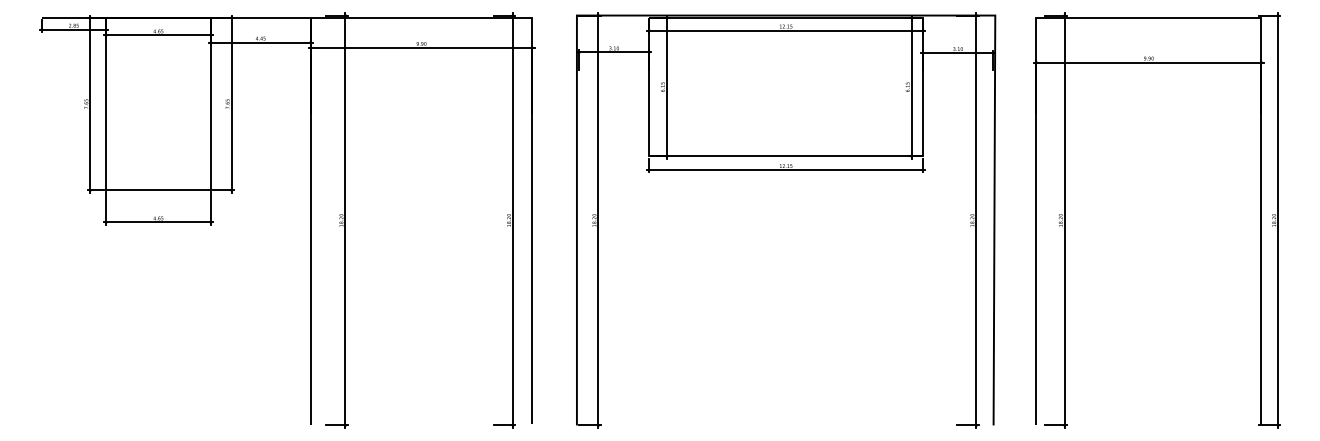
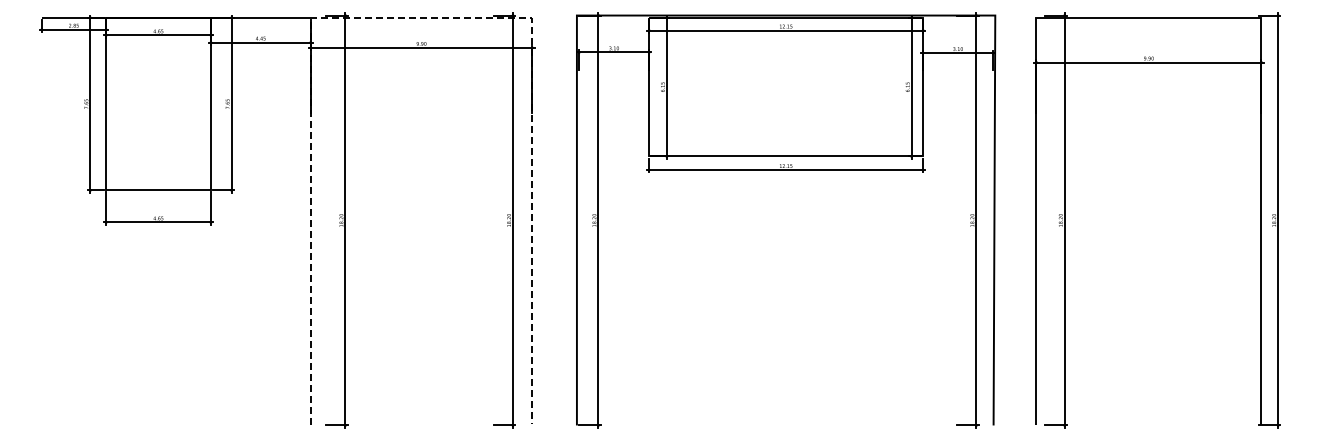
line: solid -> dashed (421, 17)
